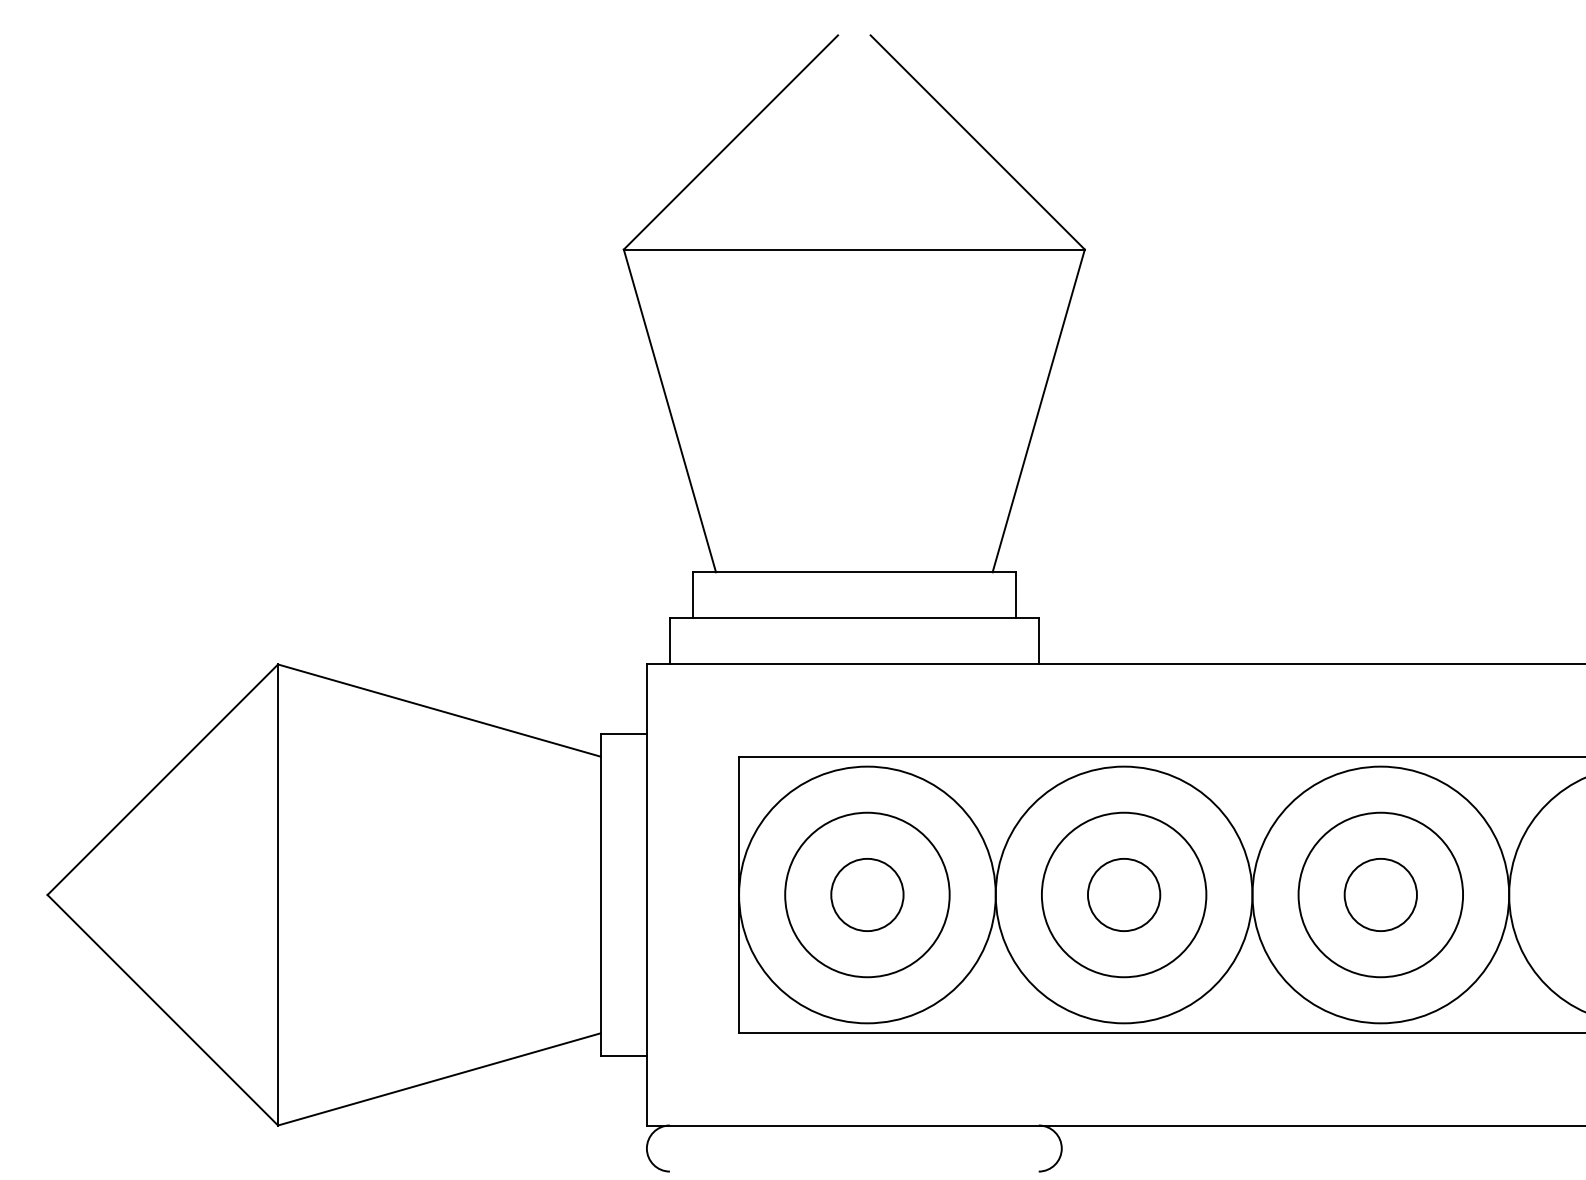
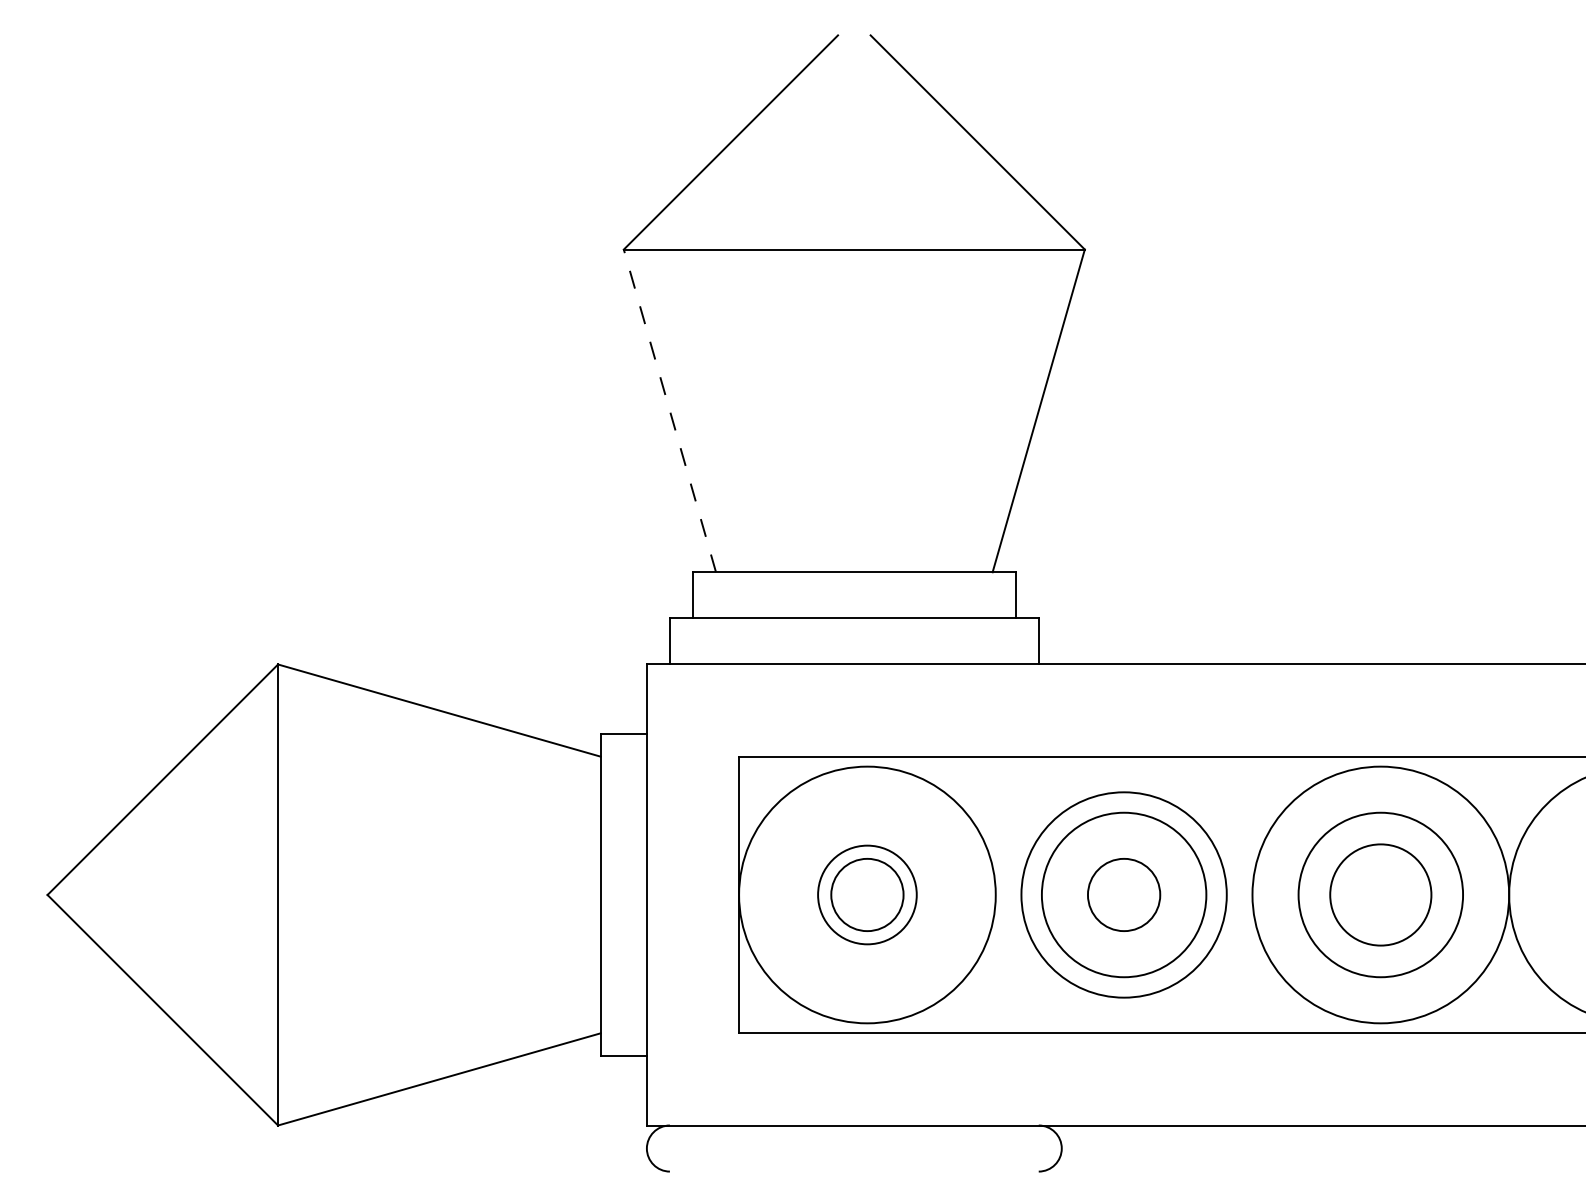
line: solid -> dashed (669, 410)
circle diameter: 164 px -> 99 px (867, 894)
circle diameter: 257 px -> 205 px (1123, 894)
circle diameter: 72 px -> 101 px (1380, 894)
